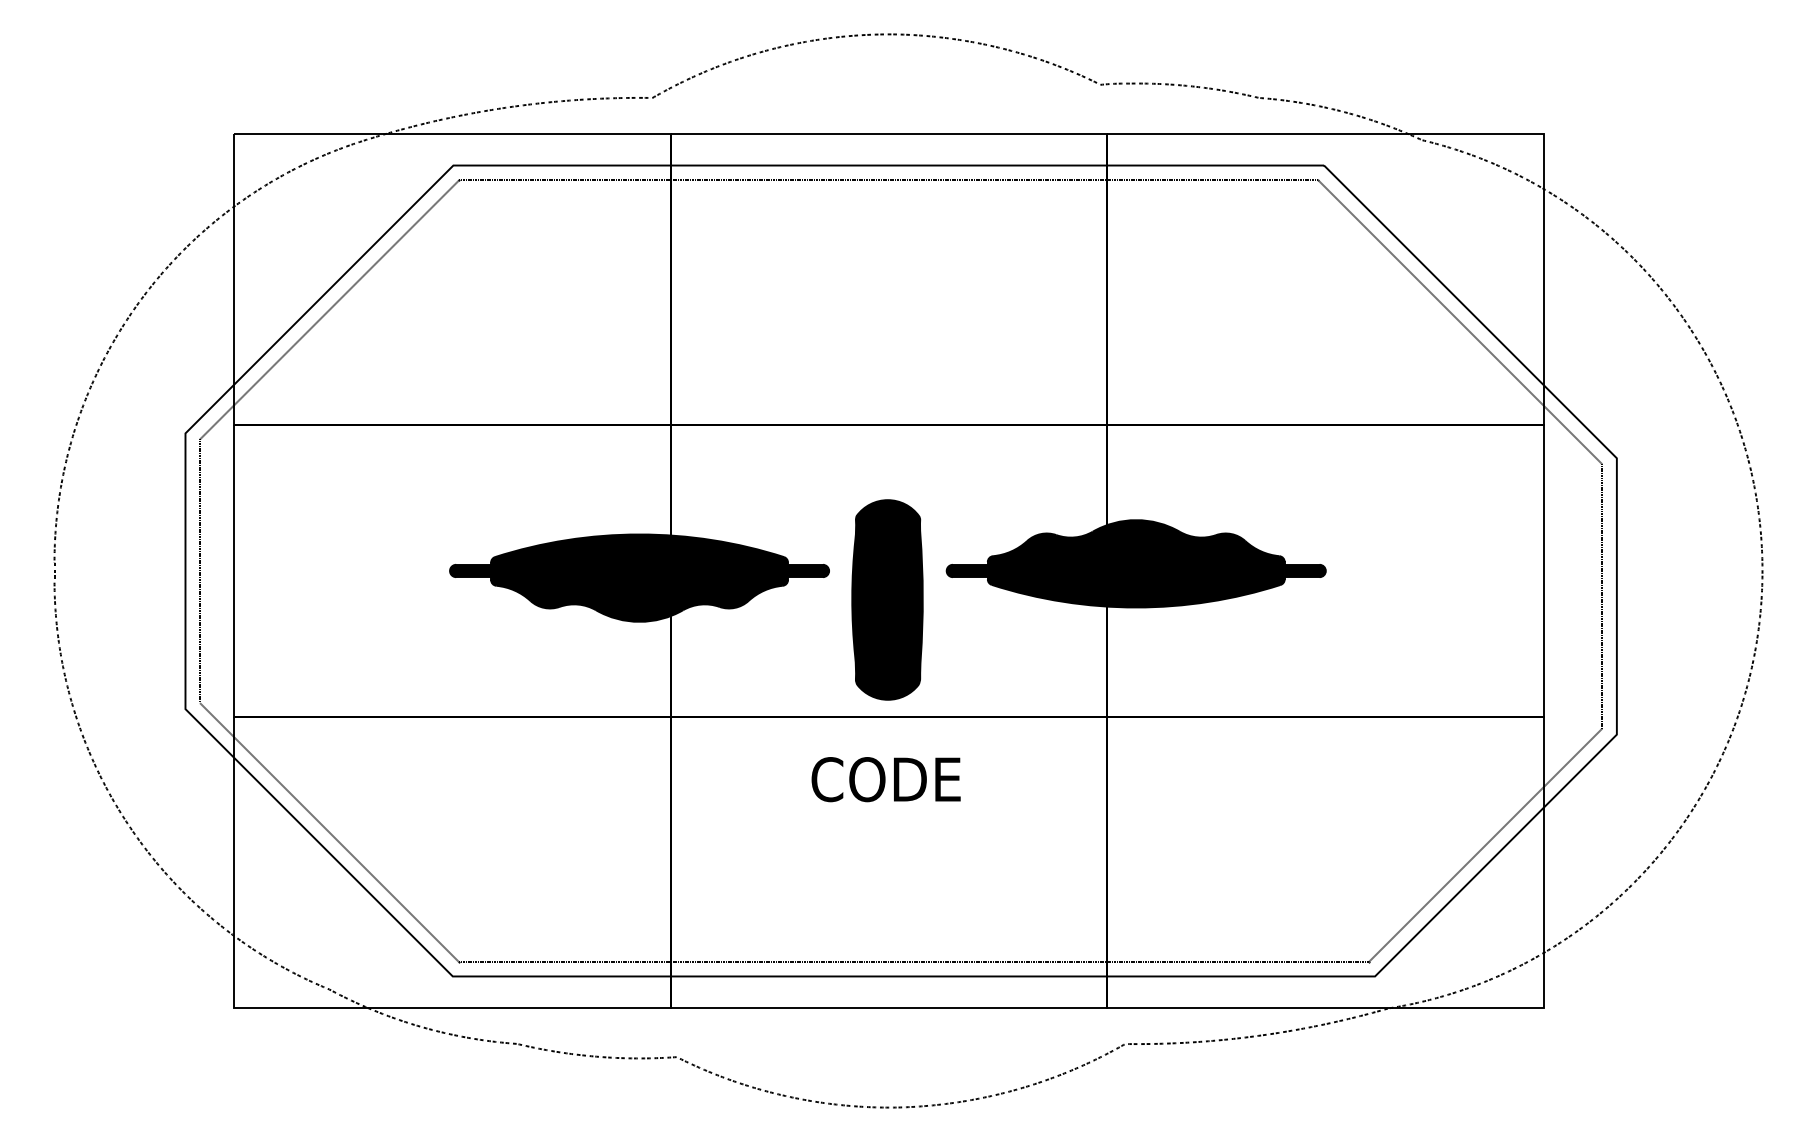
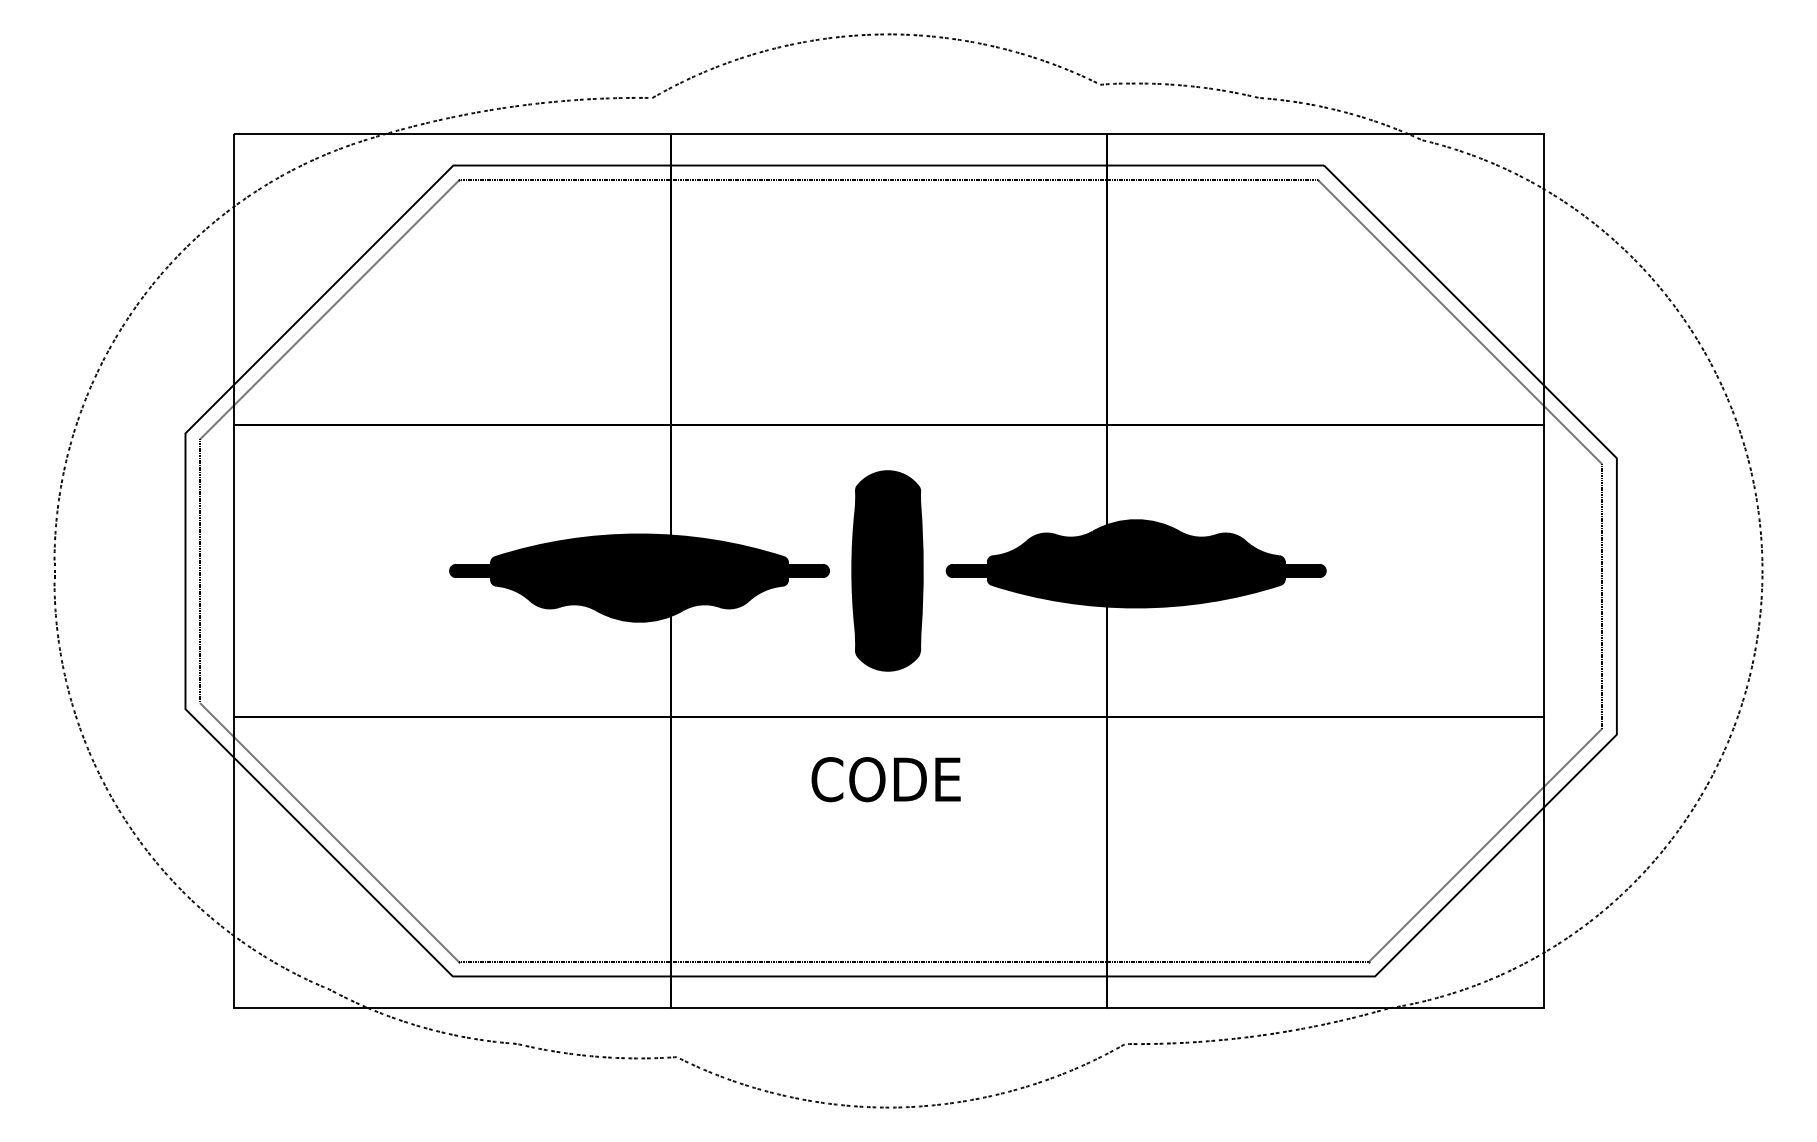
part position: (887, 599) -> (887, 570) (887, 570)
